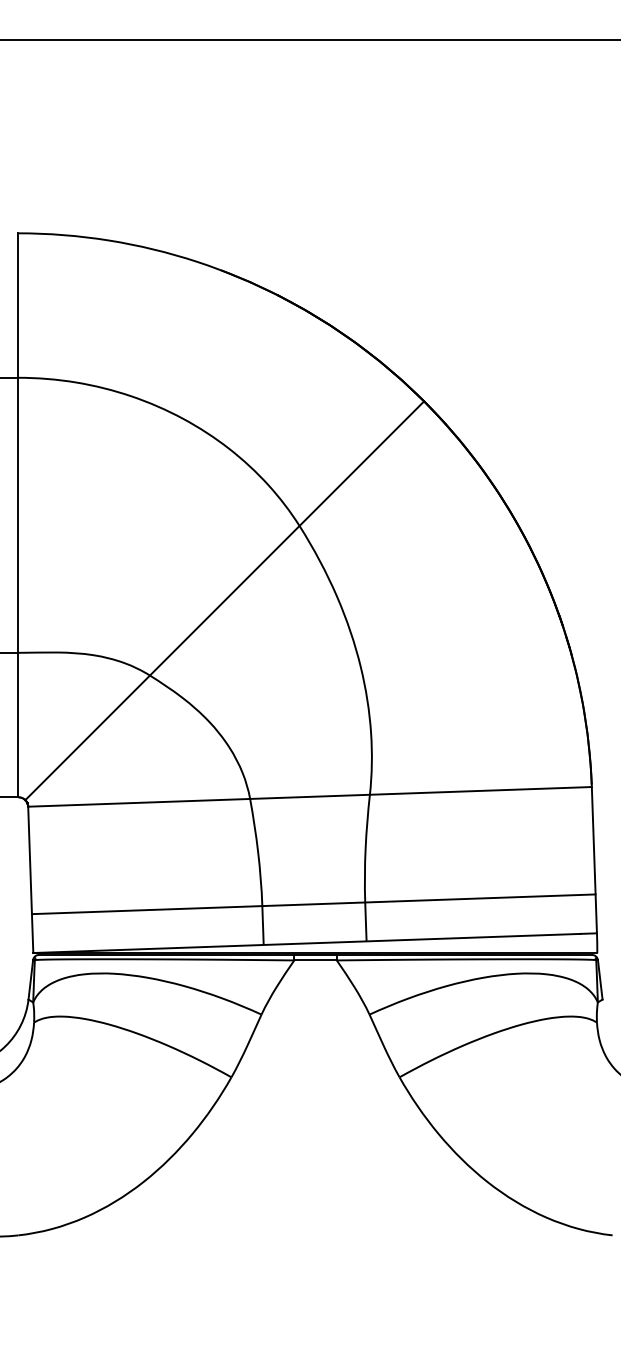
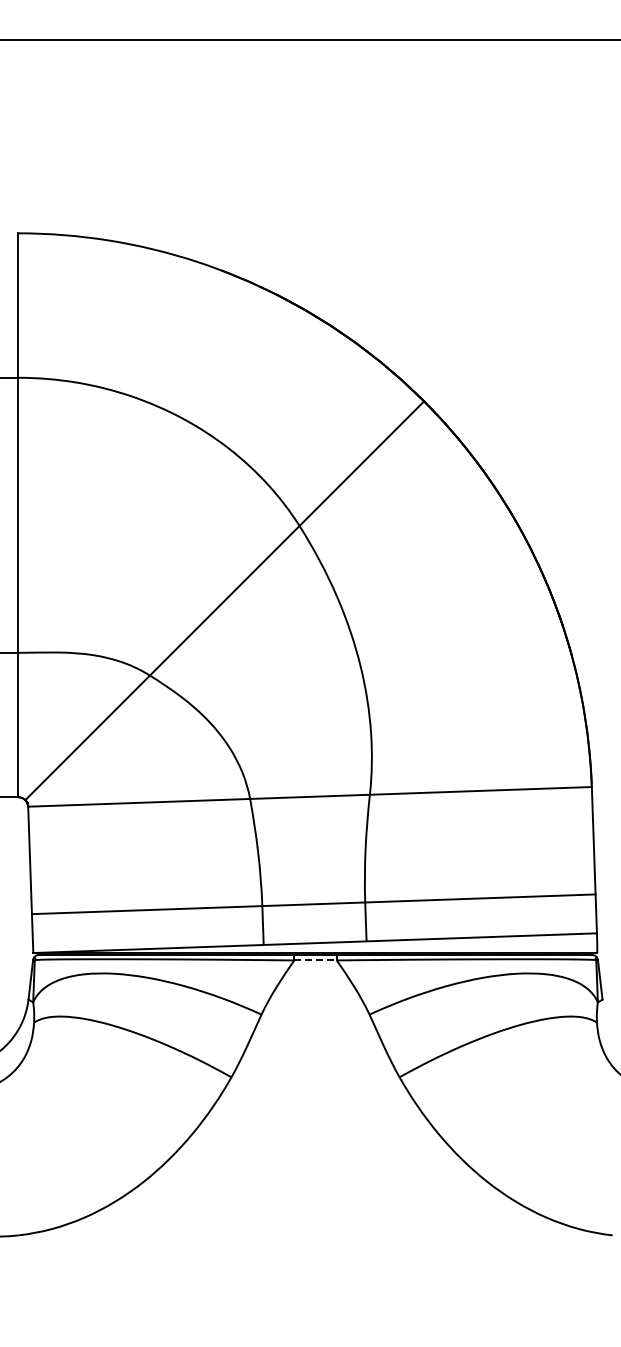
line: solid -> dashed (316, 960)
